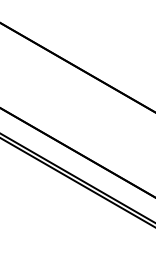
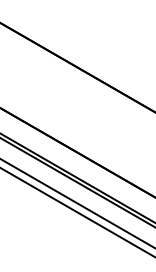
line: none -> present (77, 202)
line: none -> present (77, 212)
